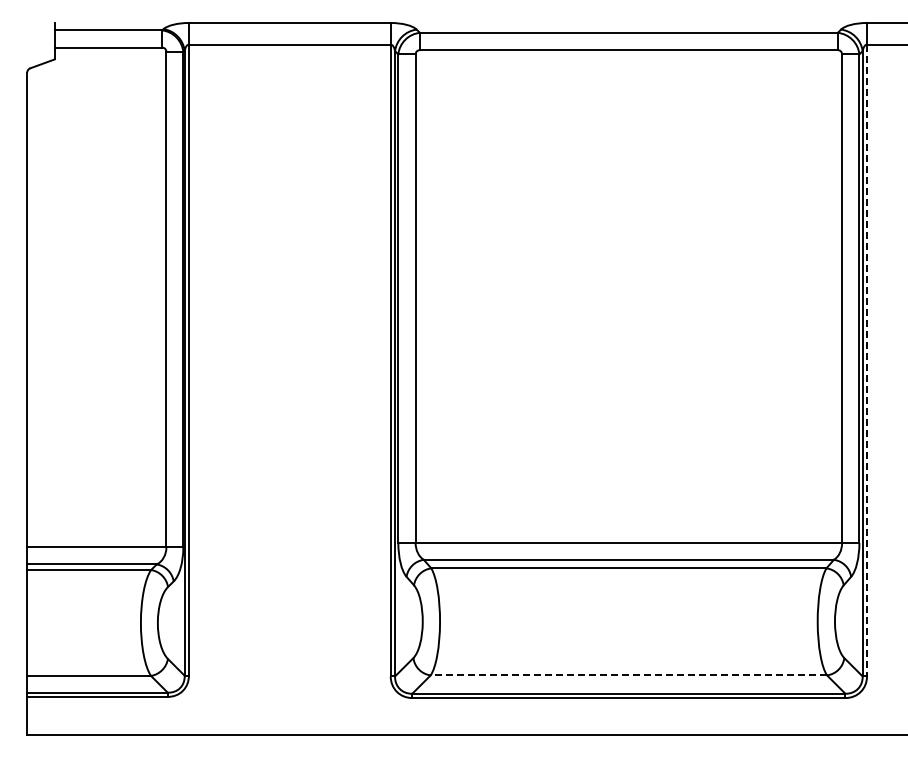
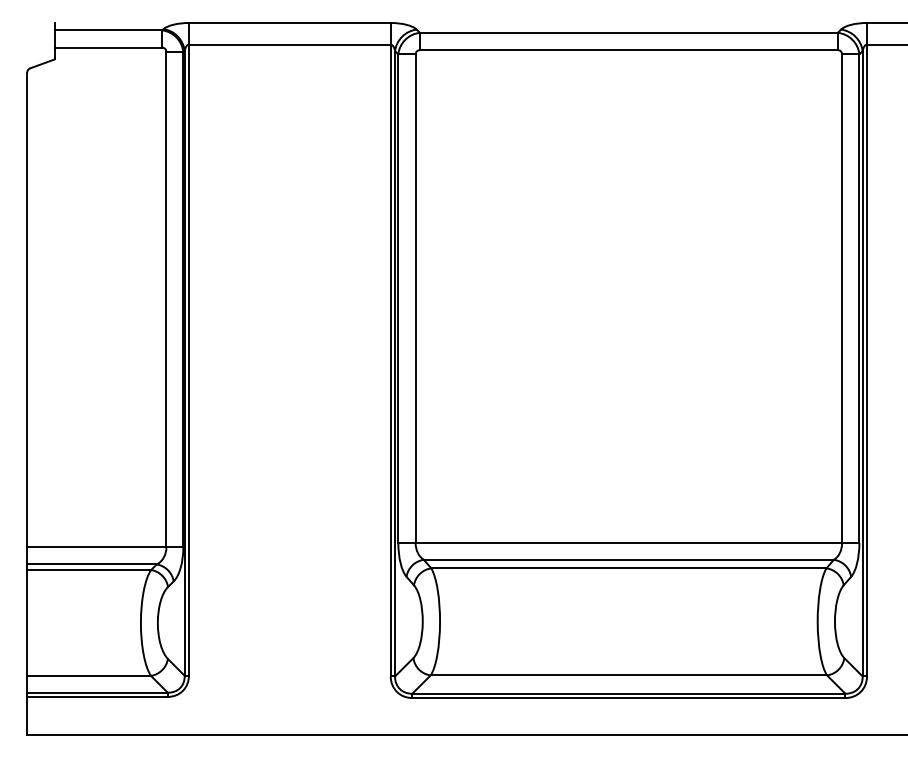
line: dashed -> solid (867, 360)
line: dashed -> solid (628, 675)
